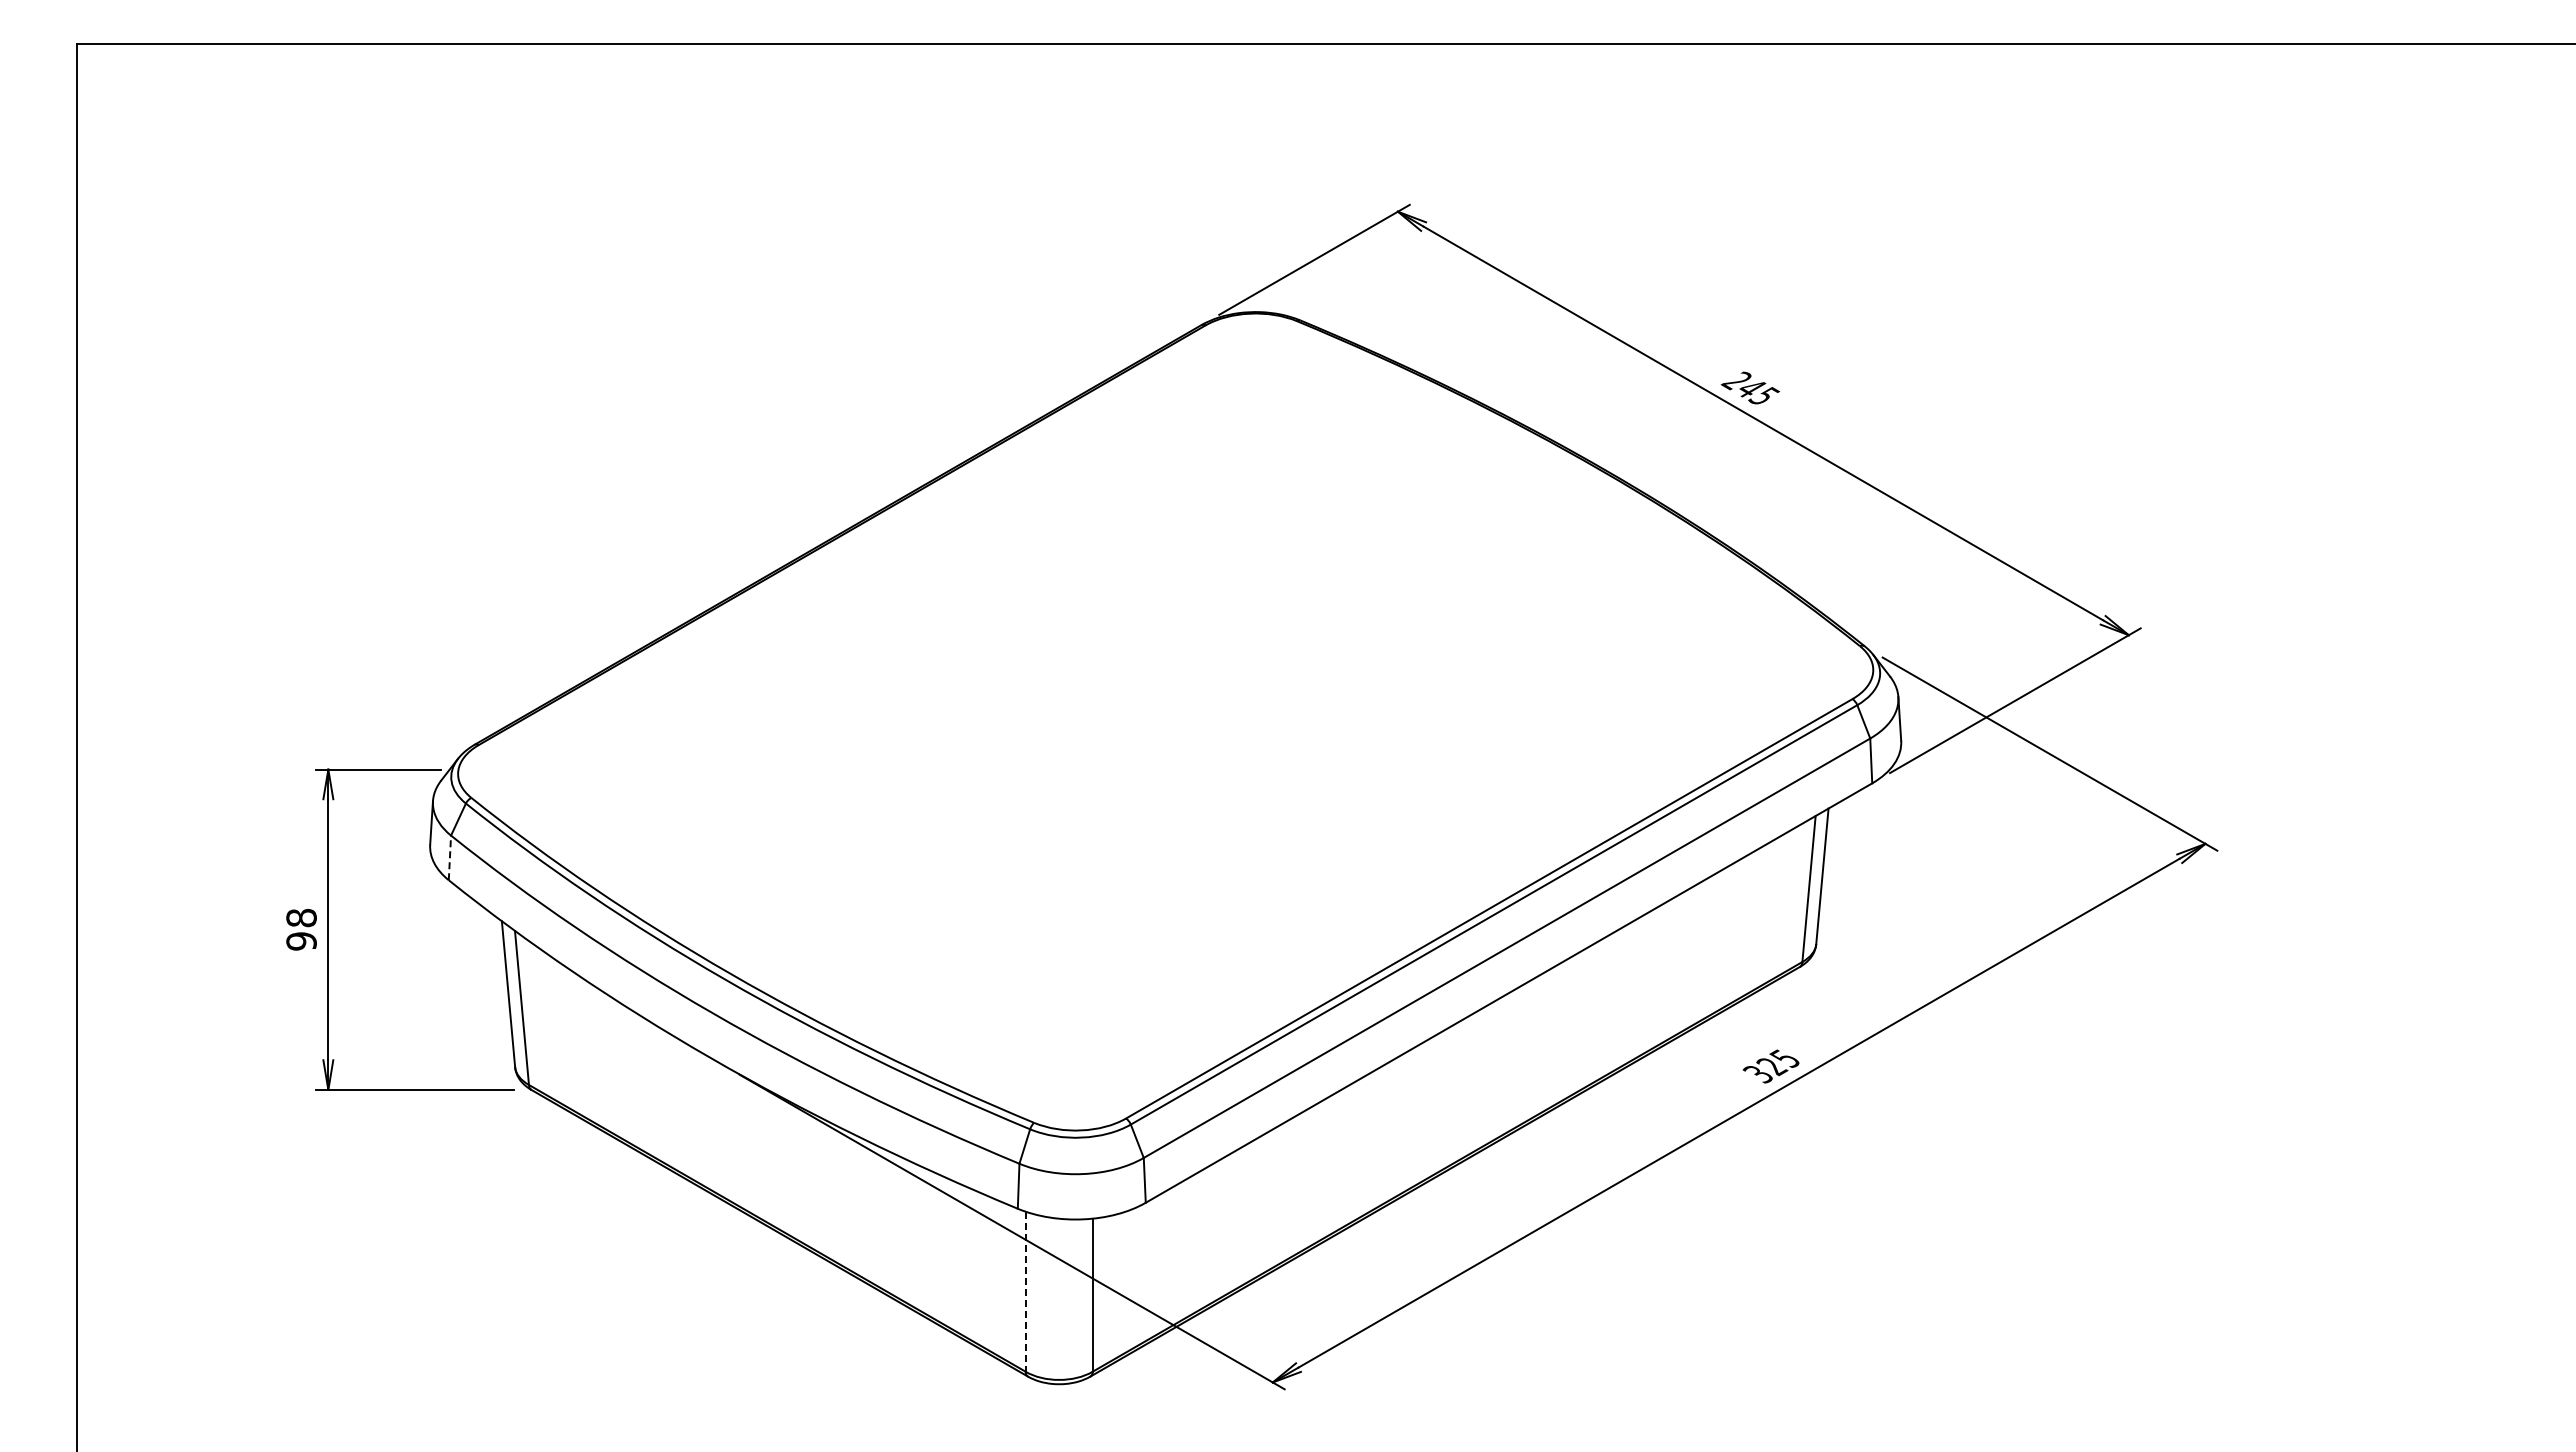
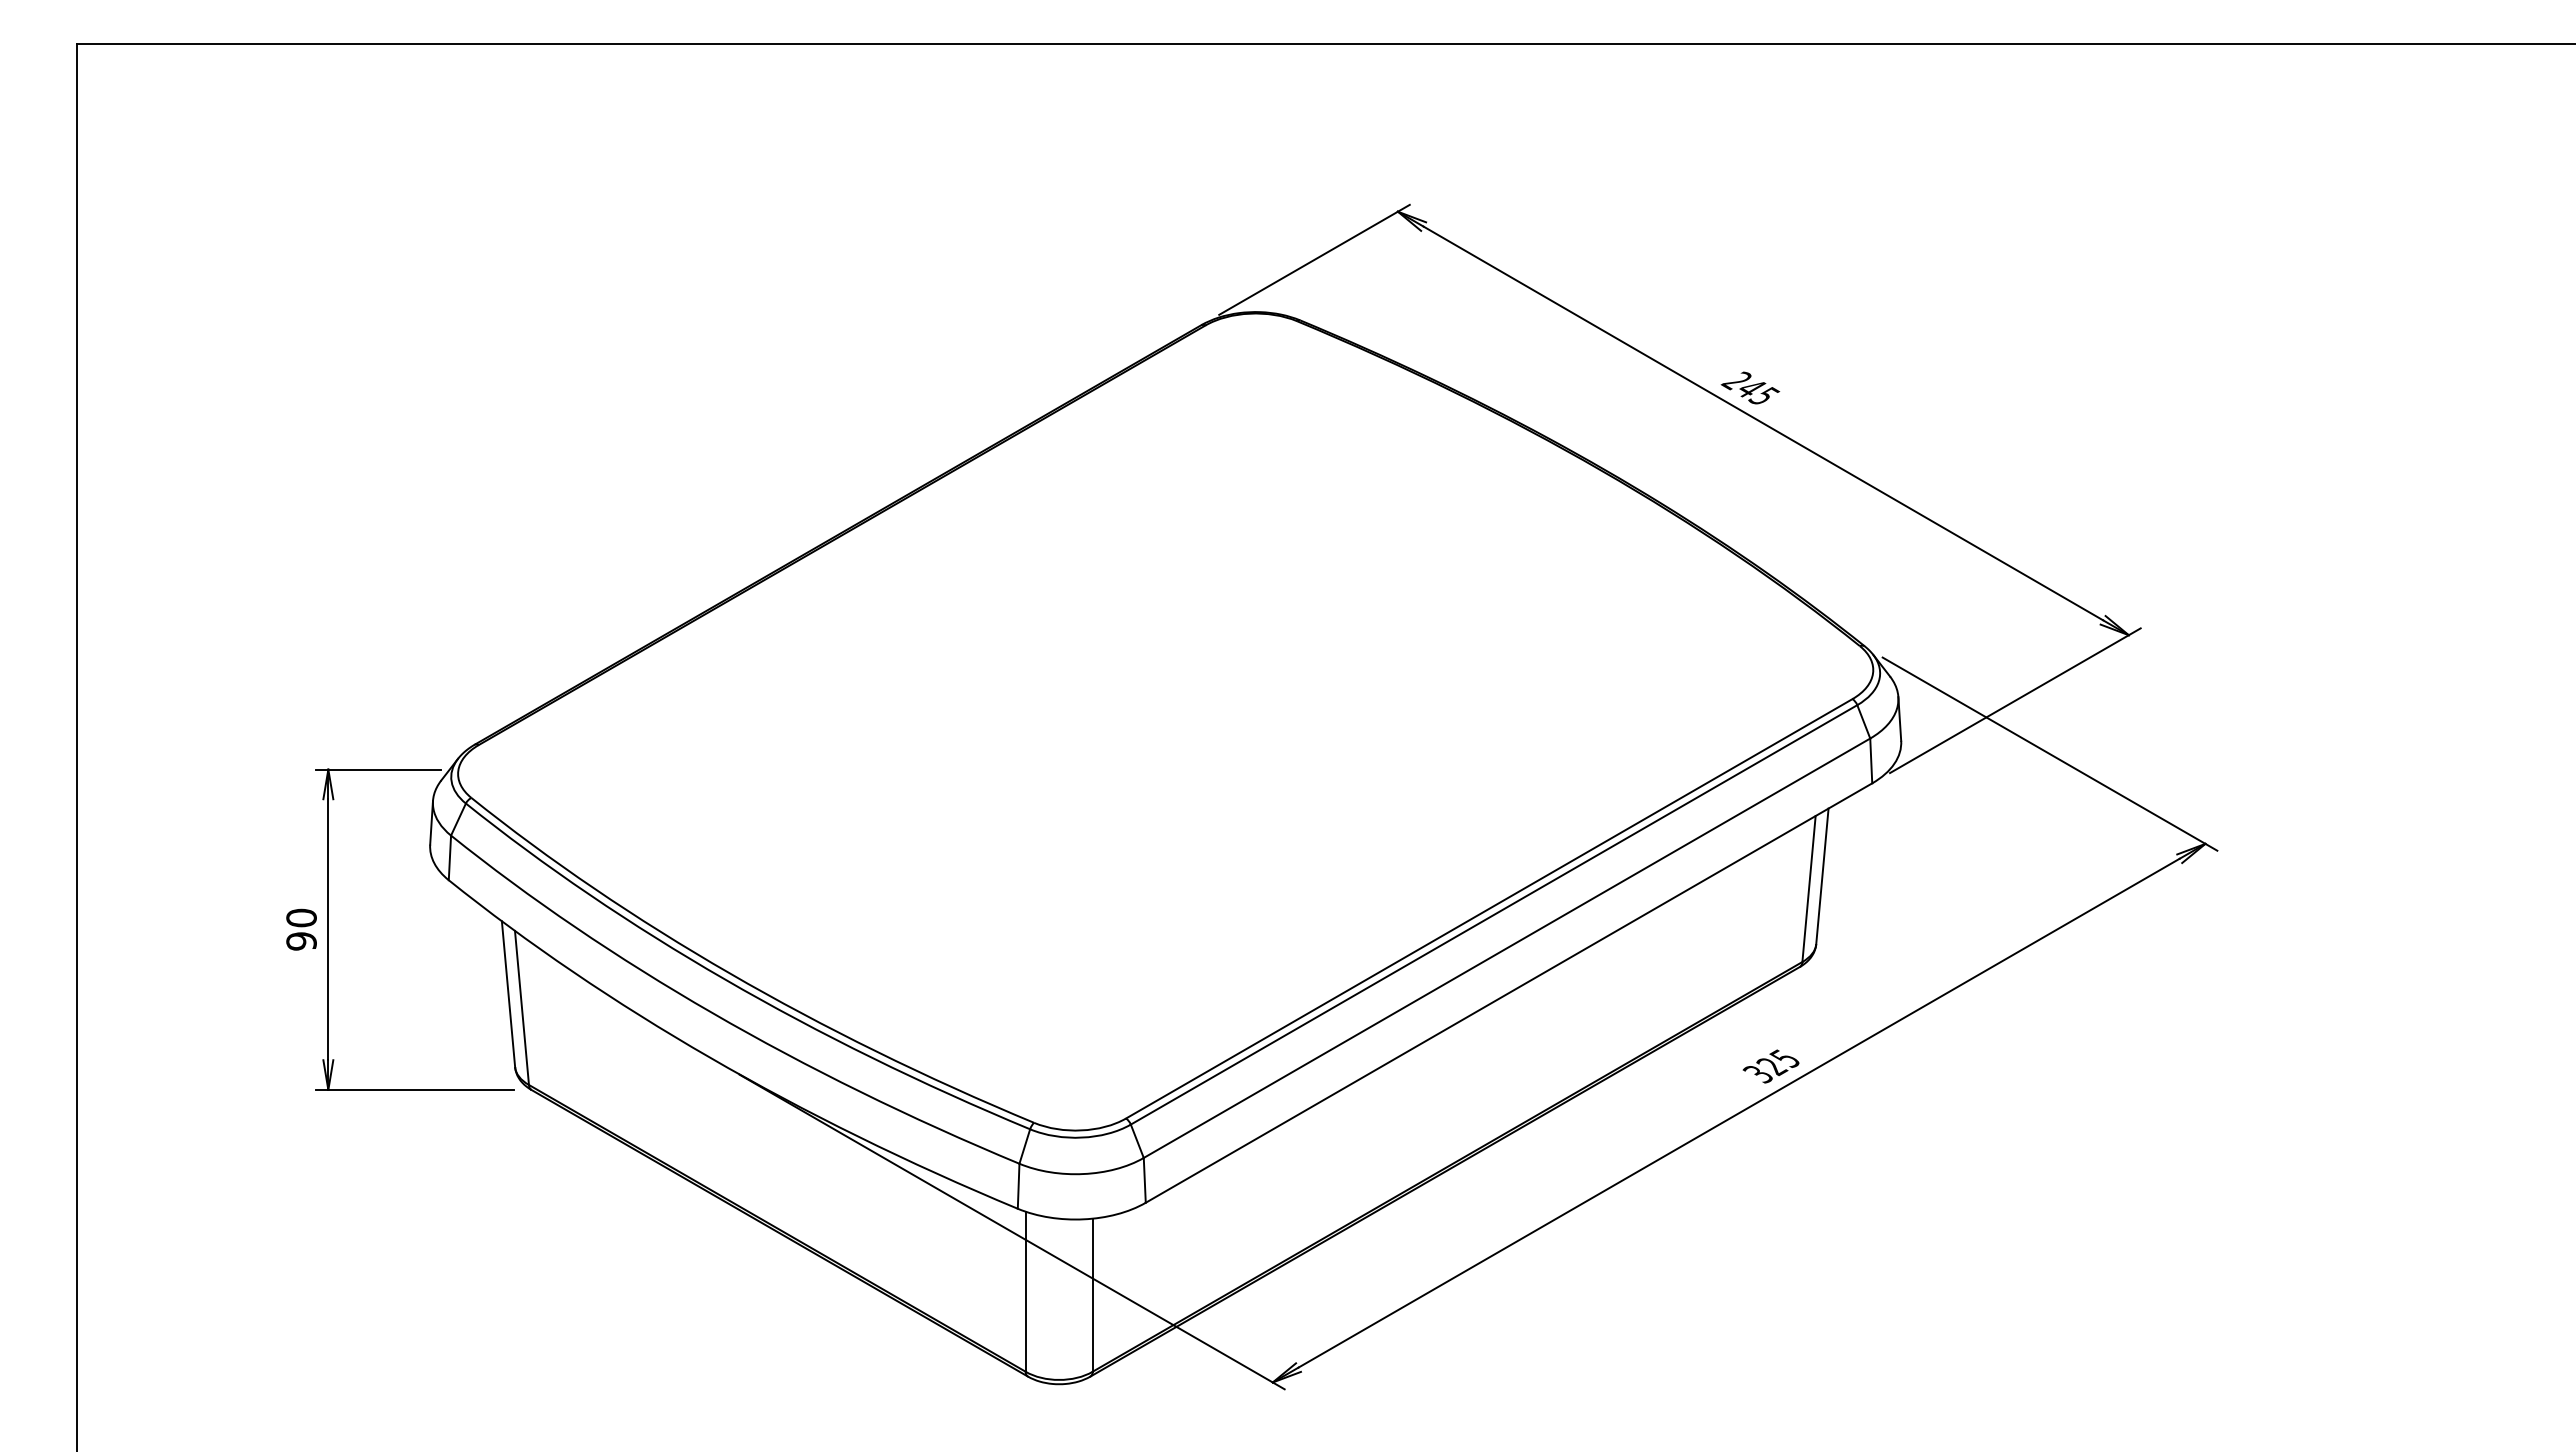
line: dashed -> solid (449, 857)
text: 98 -> 90 (301, 917)
line: dashed -> solid (1025, 1292)
